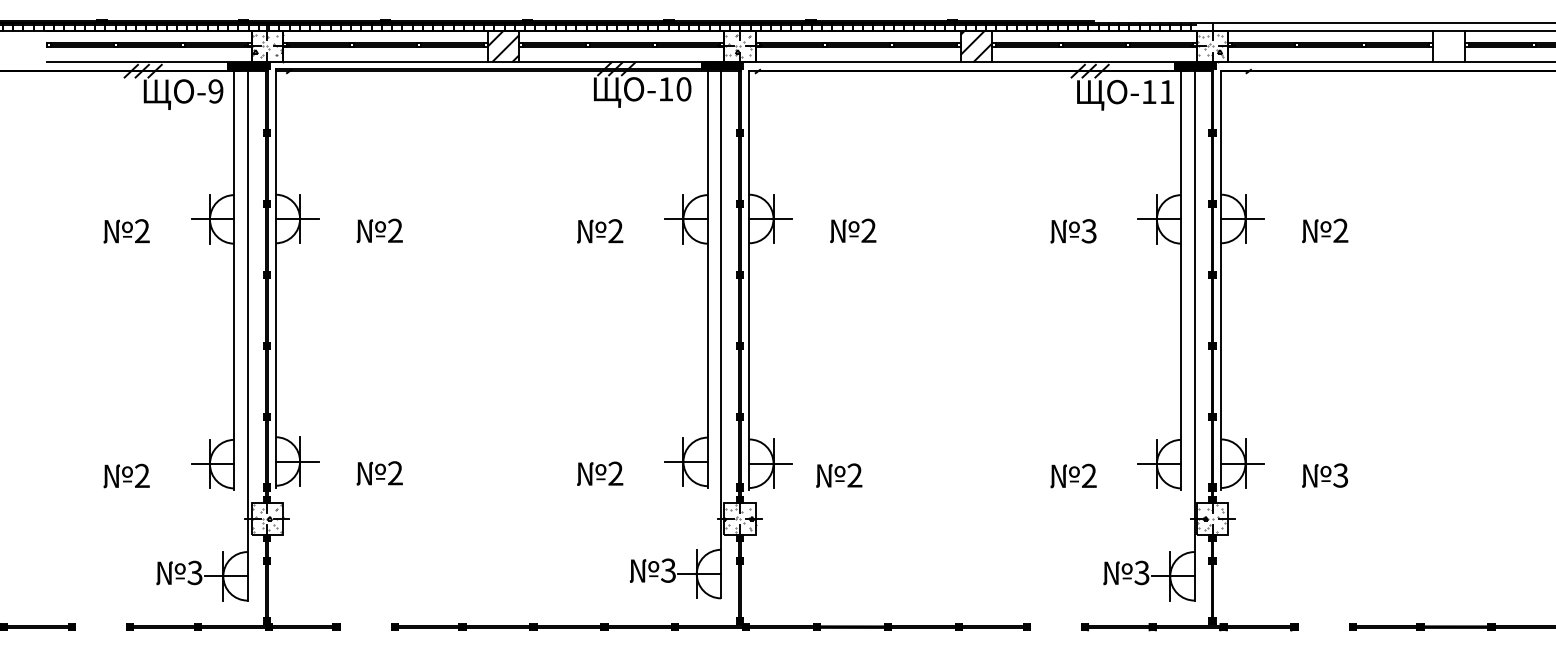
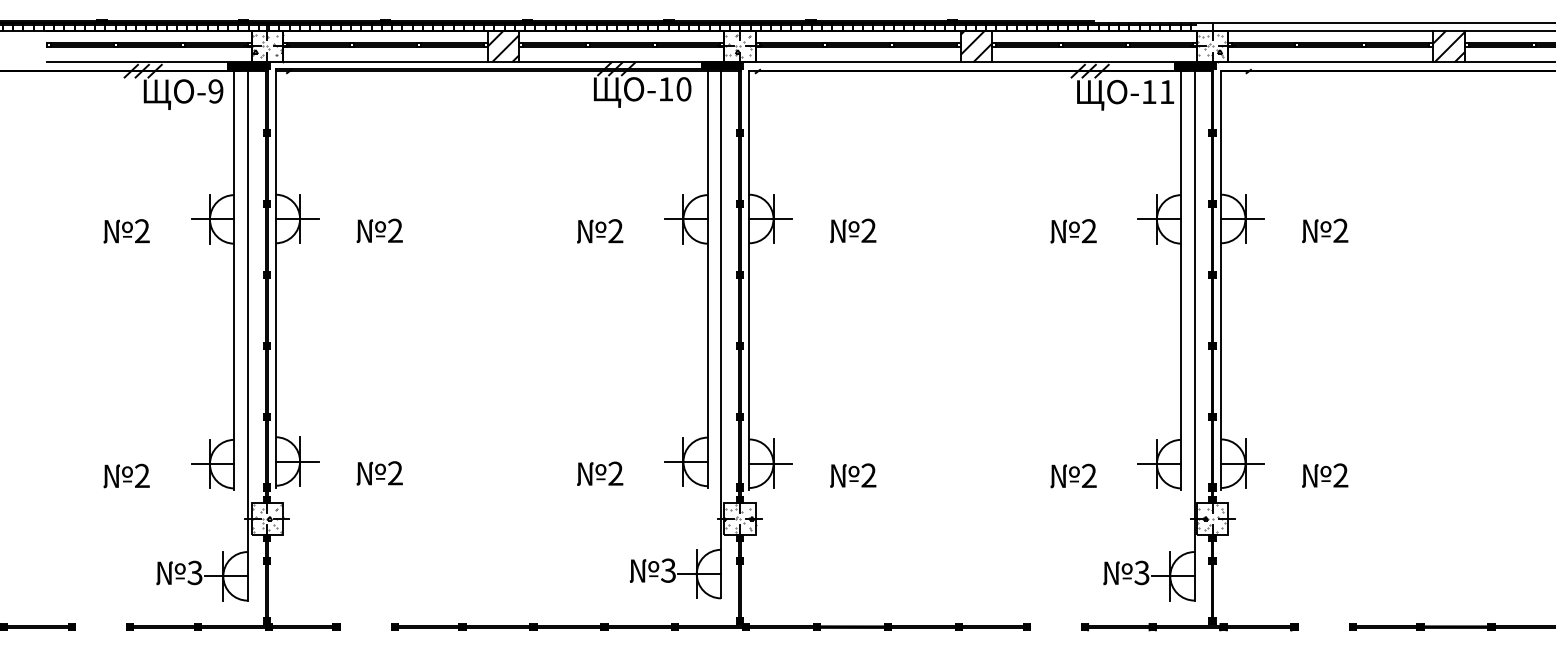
hatch: none -> present (1448, 46)
text: 3 -> 2 (1088, 231)
text position: (839, 475) -> (853, 475) (853, 475)
text: 3 -> 2 (1340, 475)
